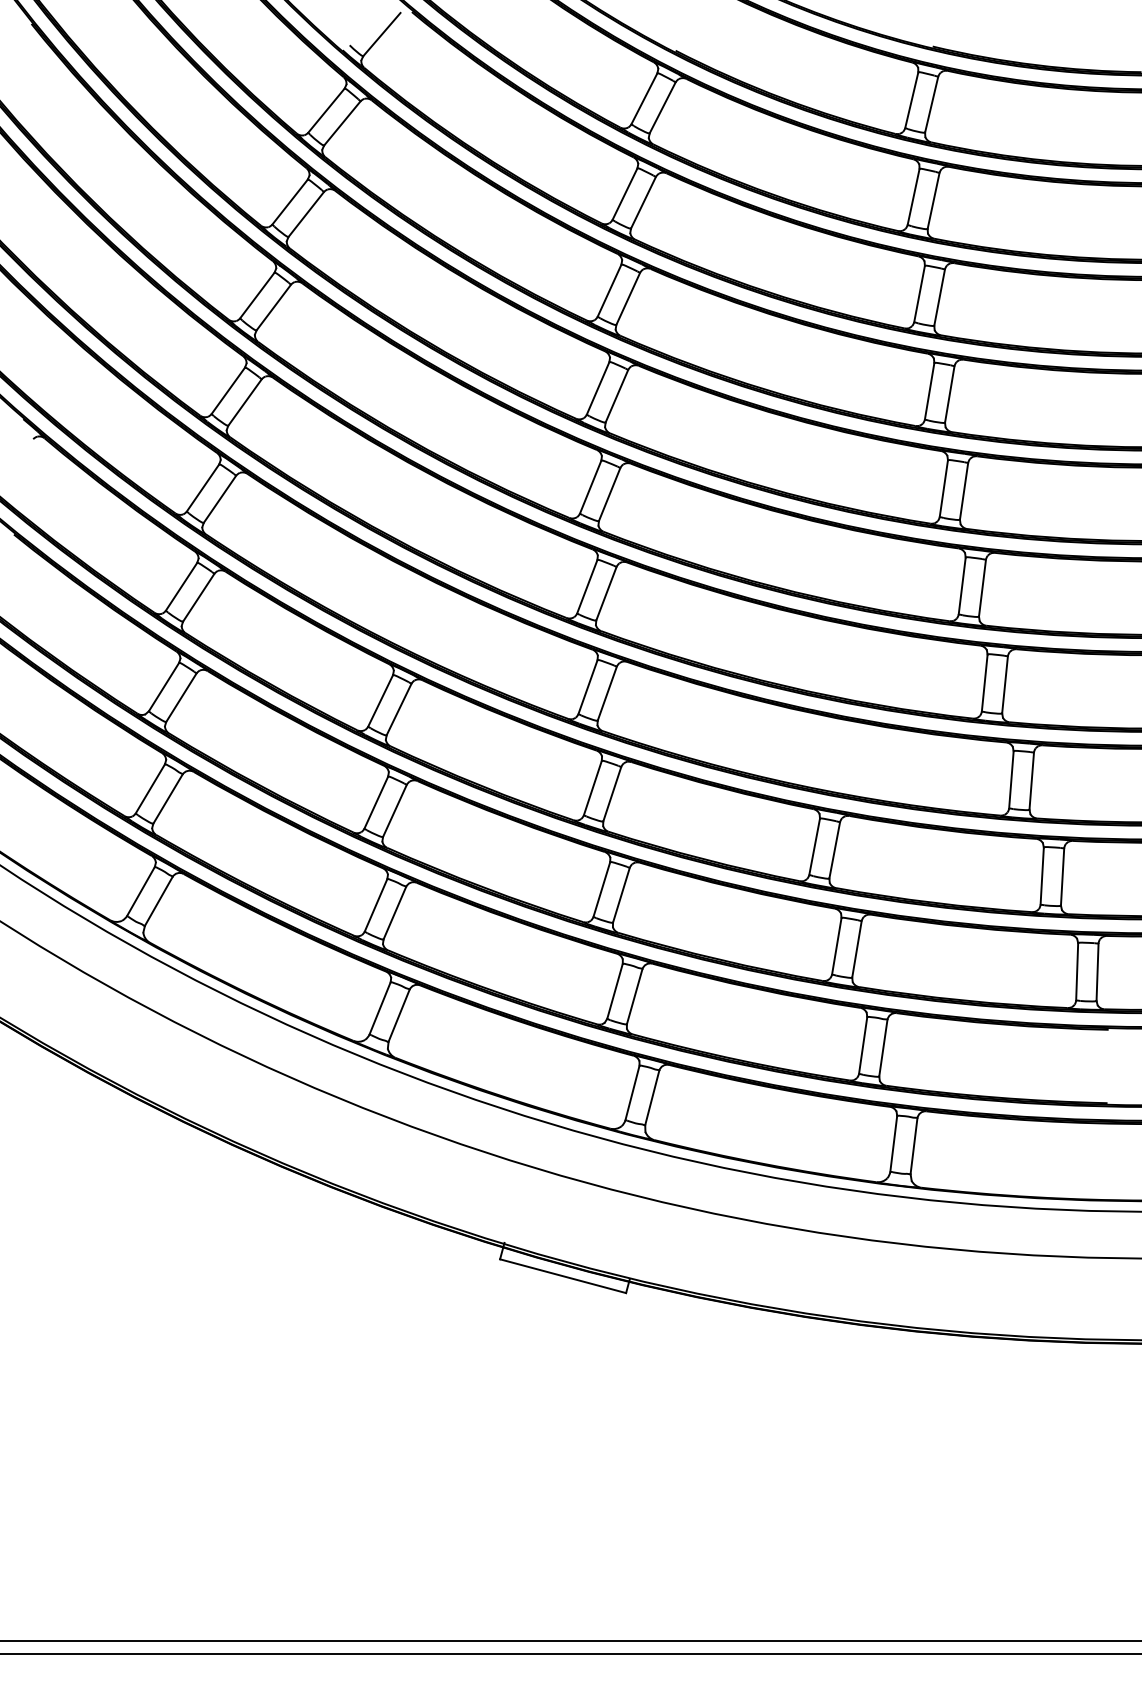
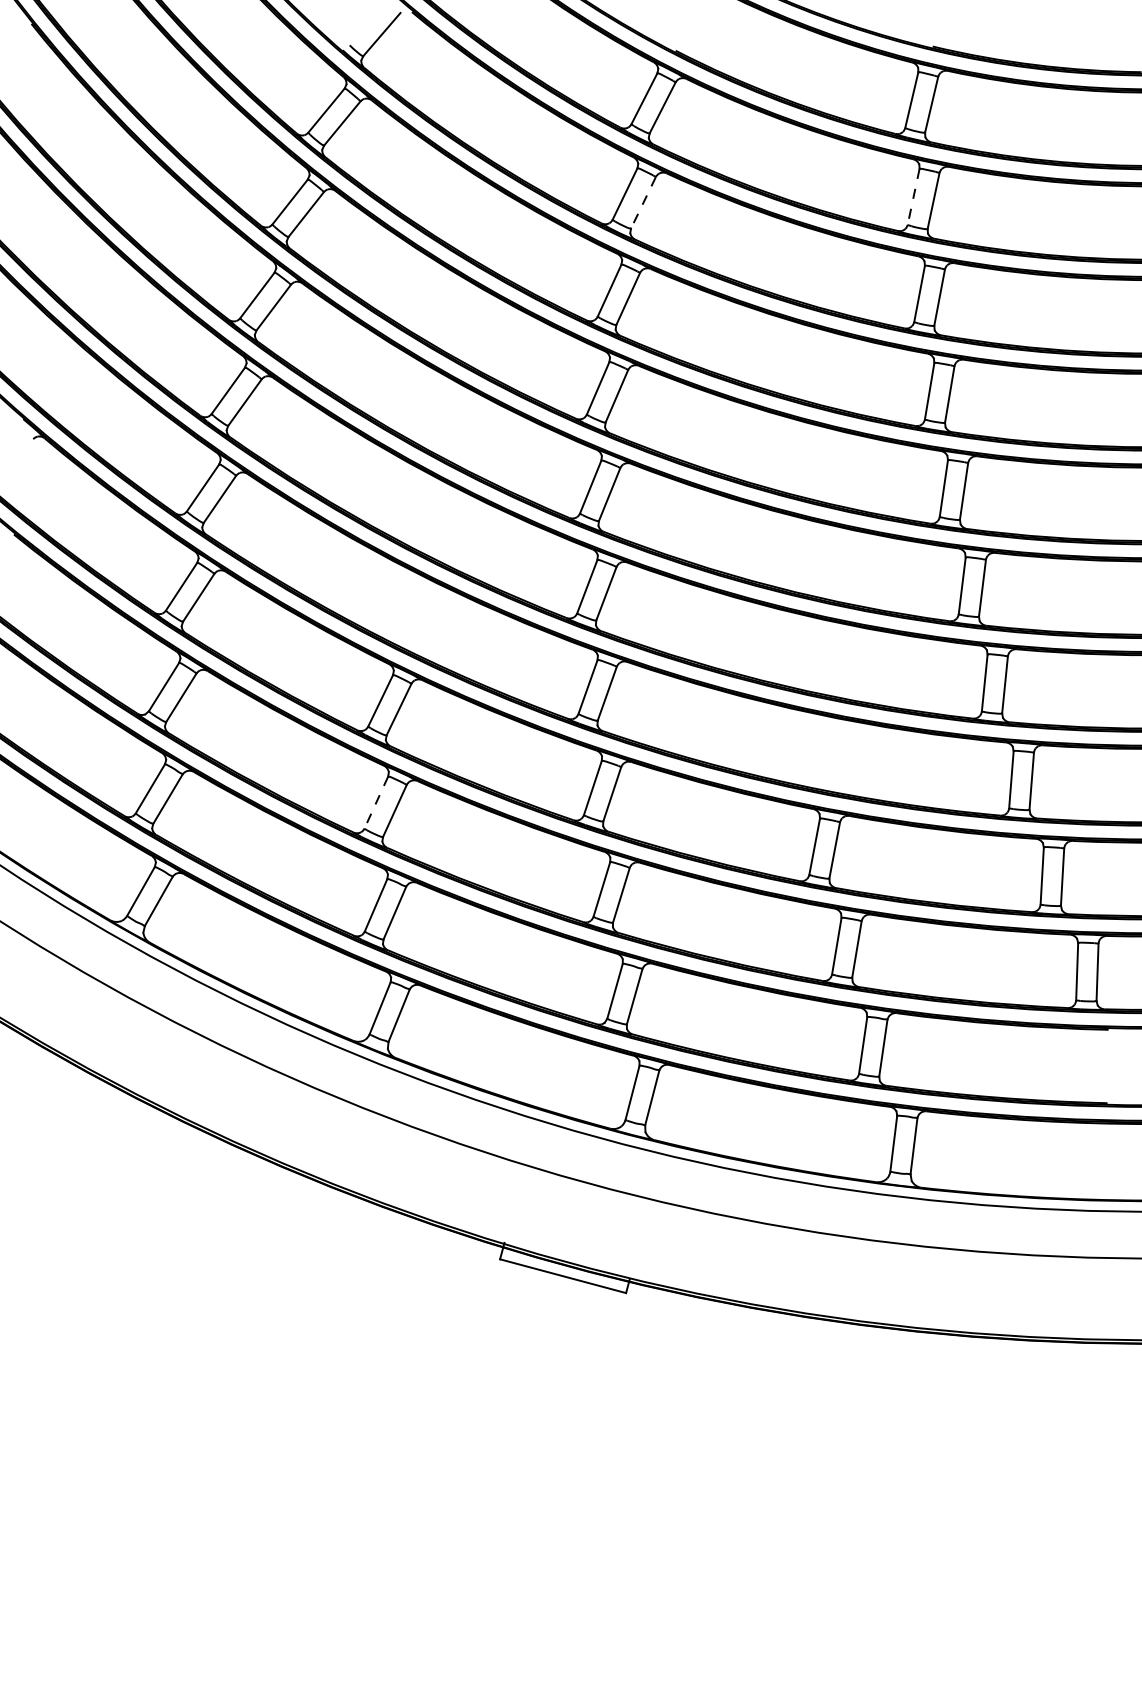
line: solid -> dashed (913, 196)
line: solid -> dashed (643, 202)
line: solid -> dashed (376, 802)
line: present -> none (570, 1640)
line: present -> none (570, 1653)
